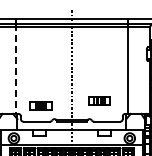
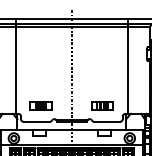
line: dashed -> solid (16, 69)
part position: (99, 100) -> (102, 105) (102, 105)
